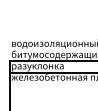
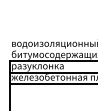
line: none -> present (51, 84)
